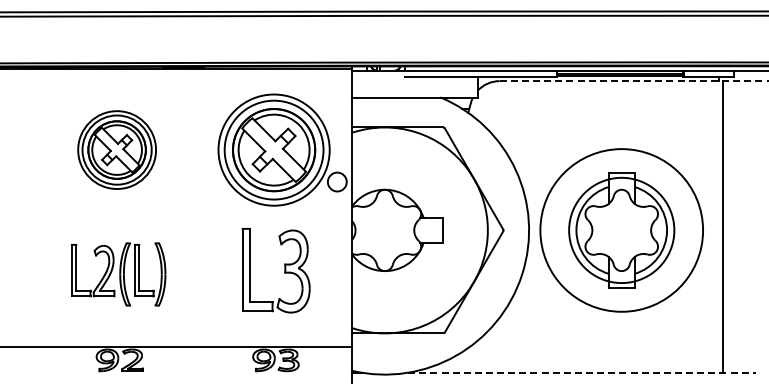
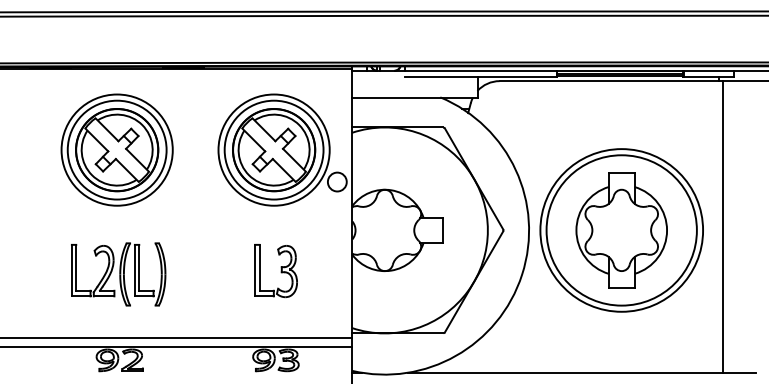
line: dashed -> solid (634, 81)
part size: 80x80 px -> 114x114 px (116, 149)
circle diameter: 105 px -> 150 px (621, 230)
part size: 70x86 px -> 44x55 px (275, 271)
line: none -> present (177, 338)
line: dashed -> solid (581, 372)
